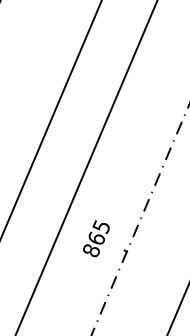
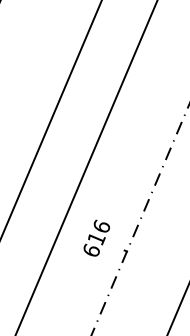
text: 865 -> 616 (96, 238)
